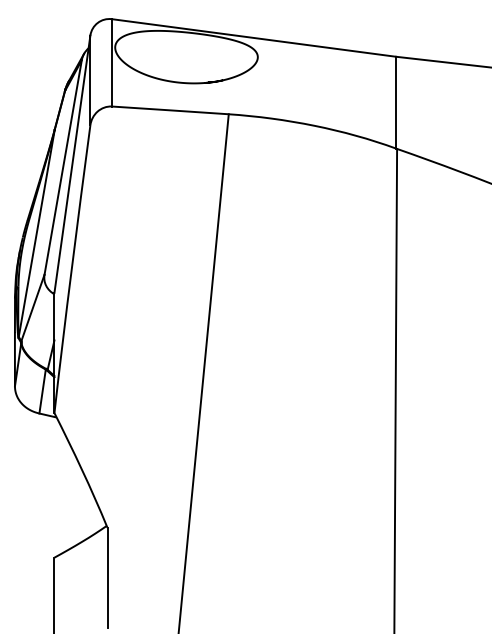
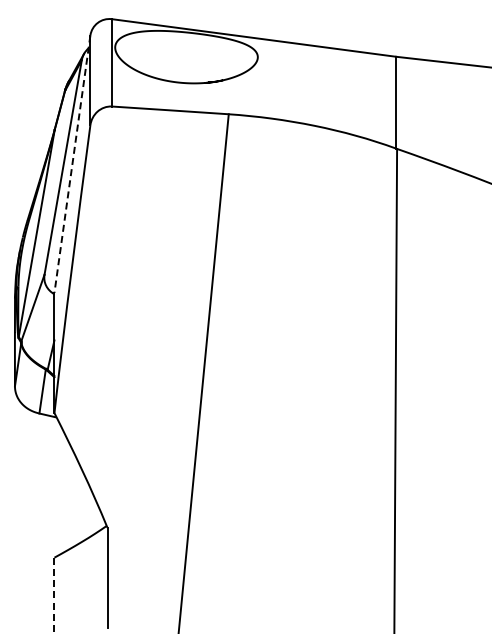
line: solid -> dashed (72, 164)
line: solid -> dashed (54, 595)
